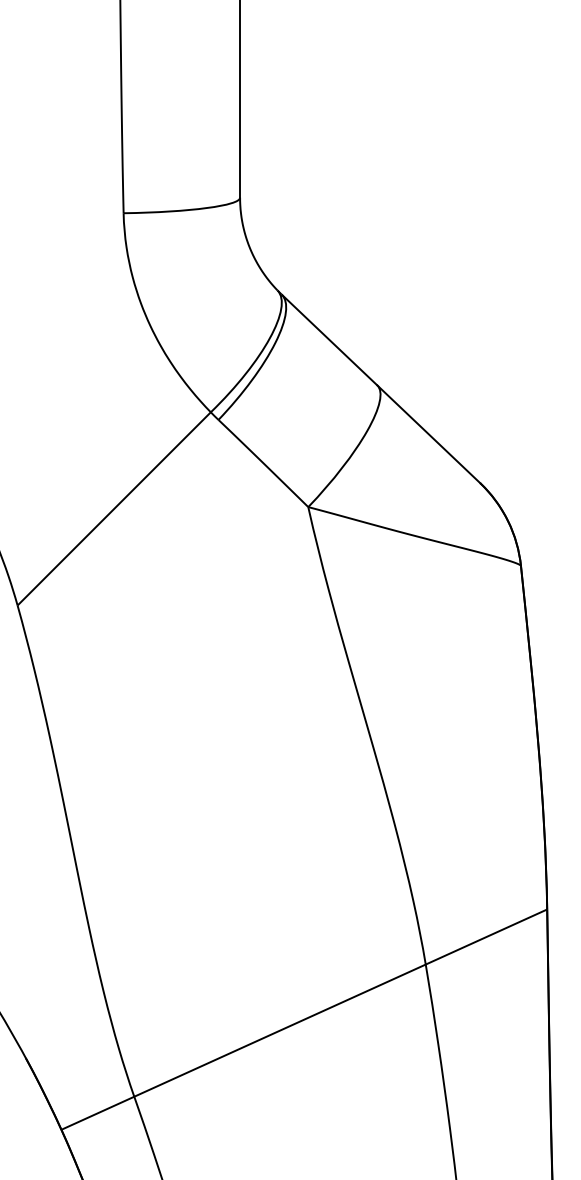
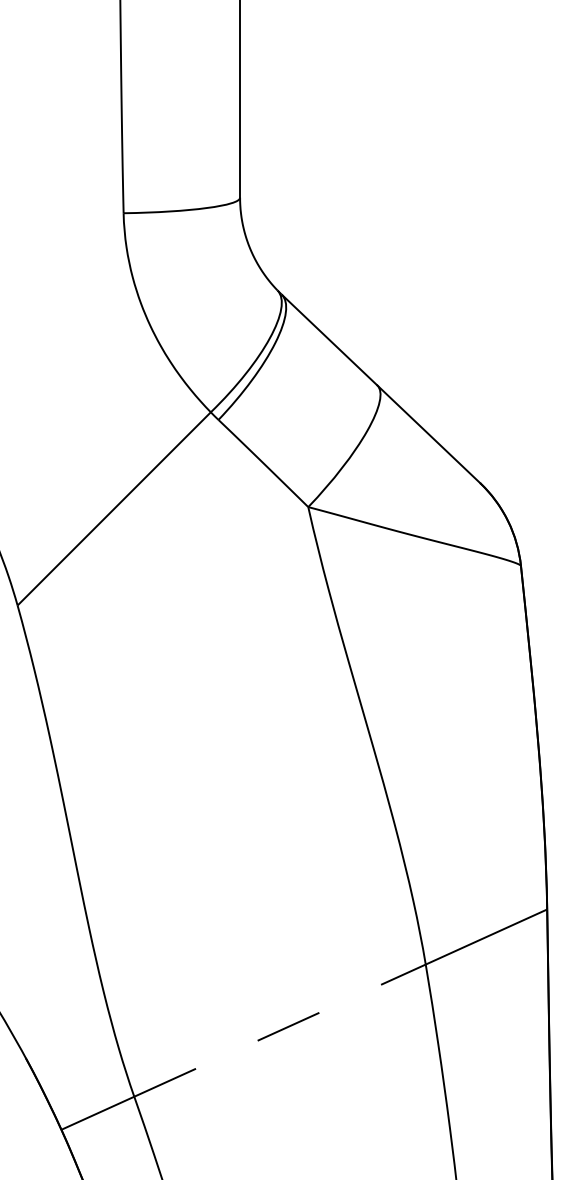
line: solid -> dashed (280, 1030)
